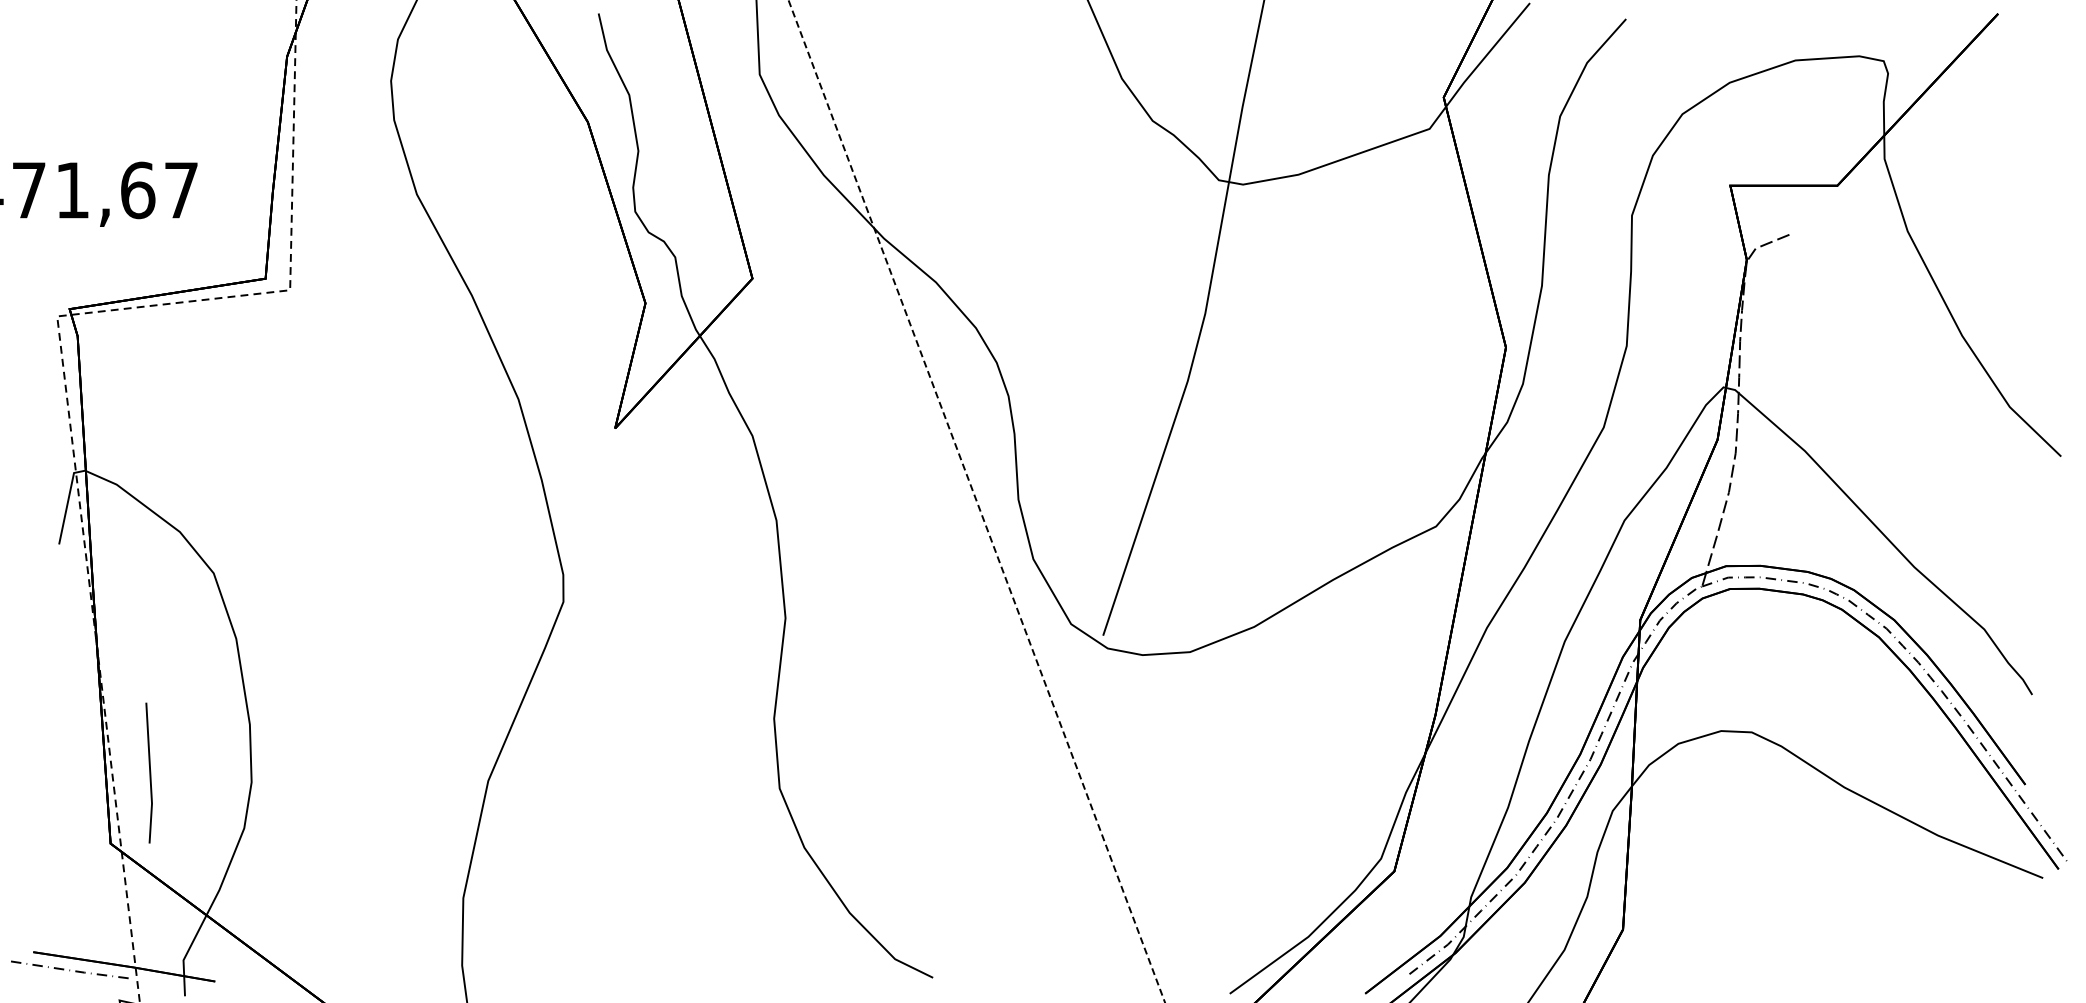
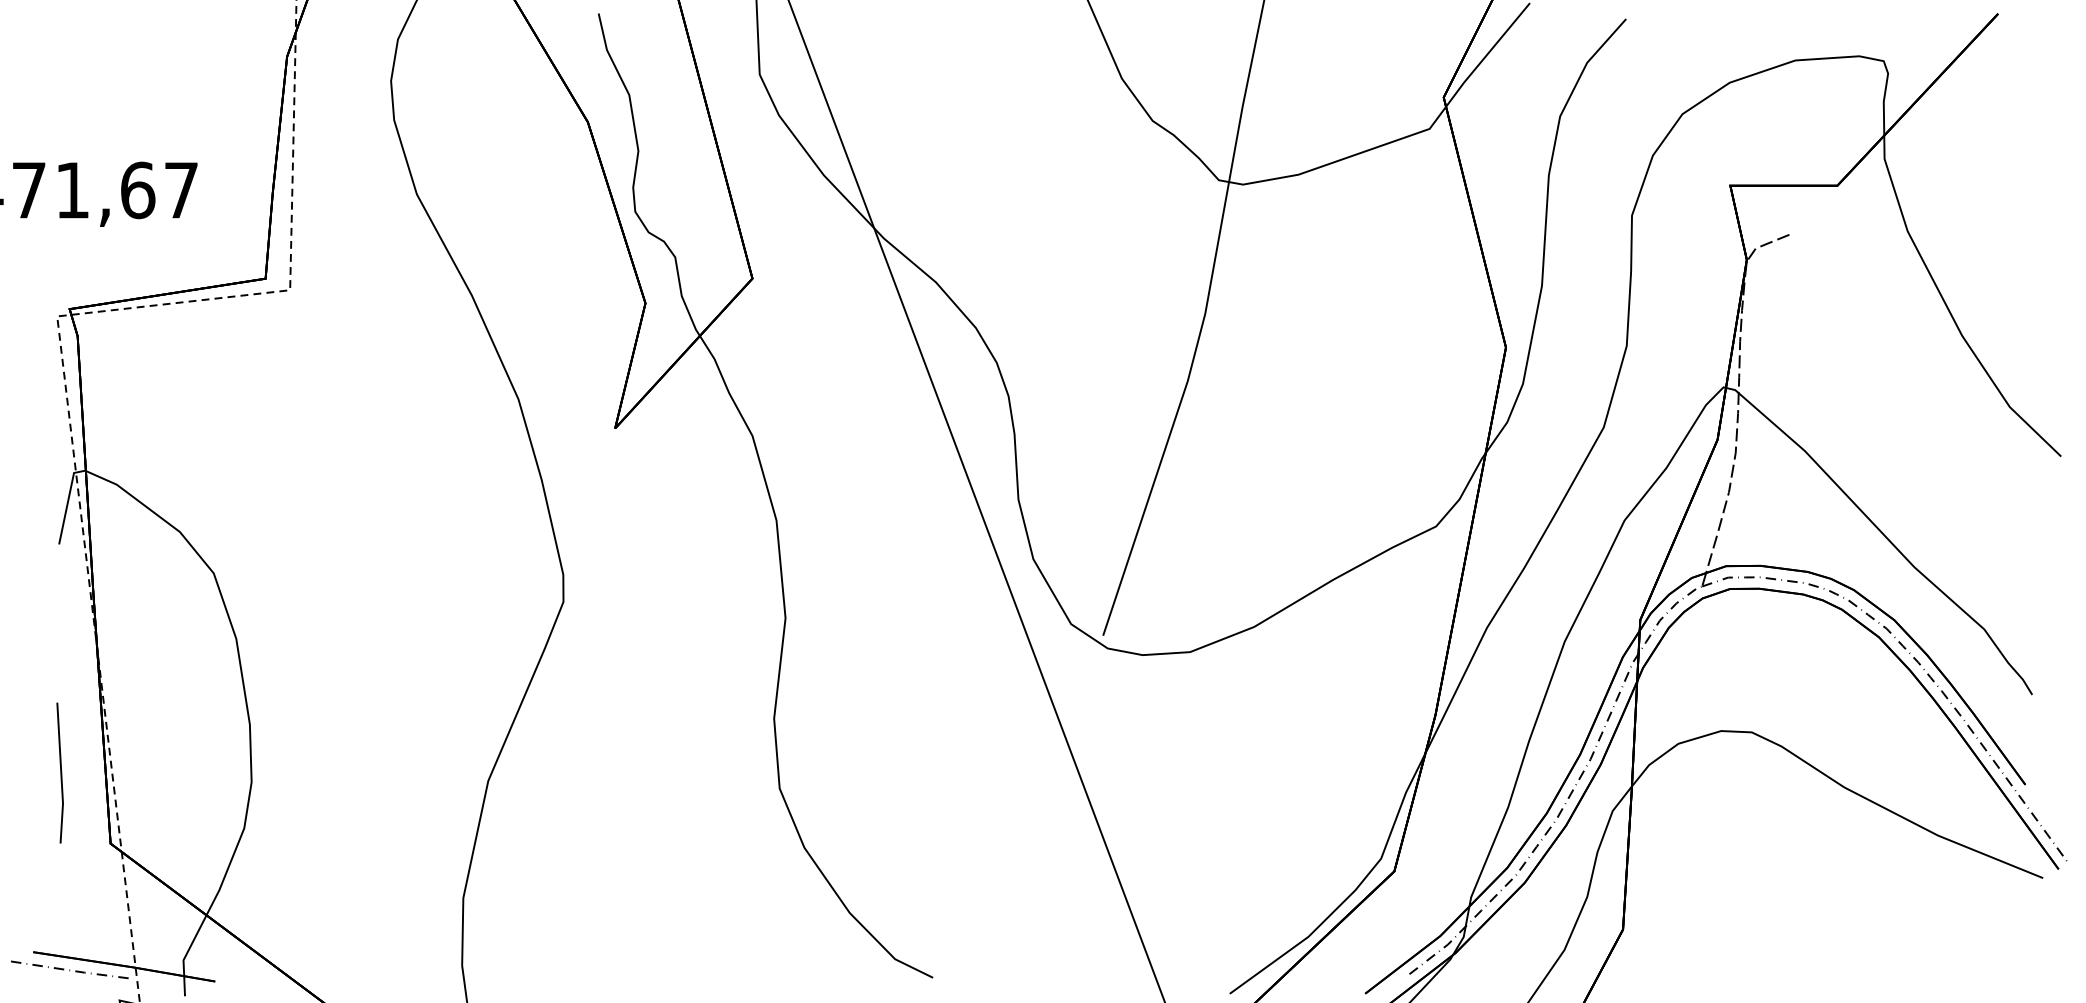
line: dashed -> solid (976, 501)
line position: (149, 772) -> (60, 772) (60, 772)
